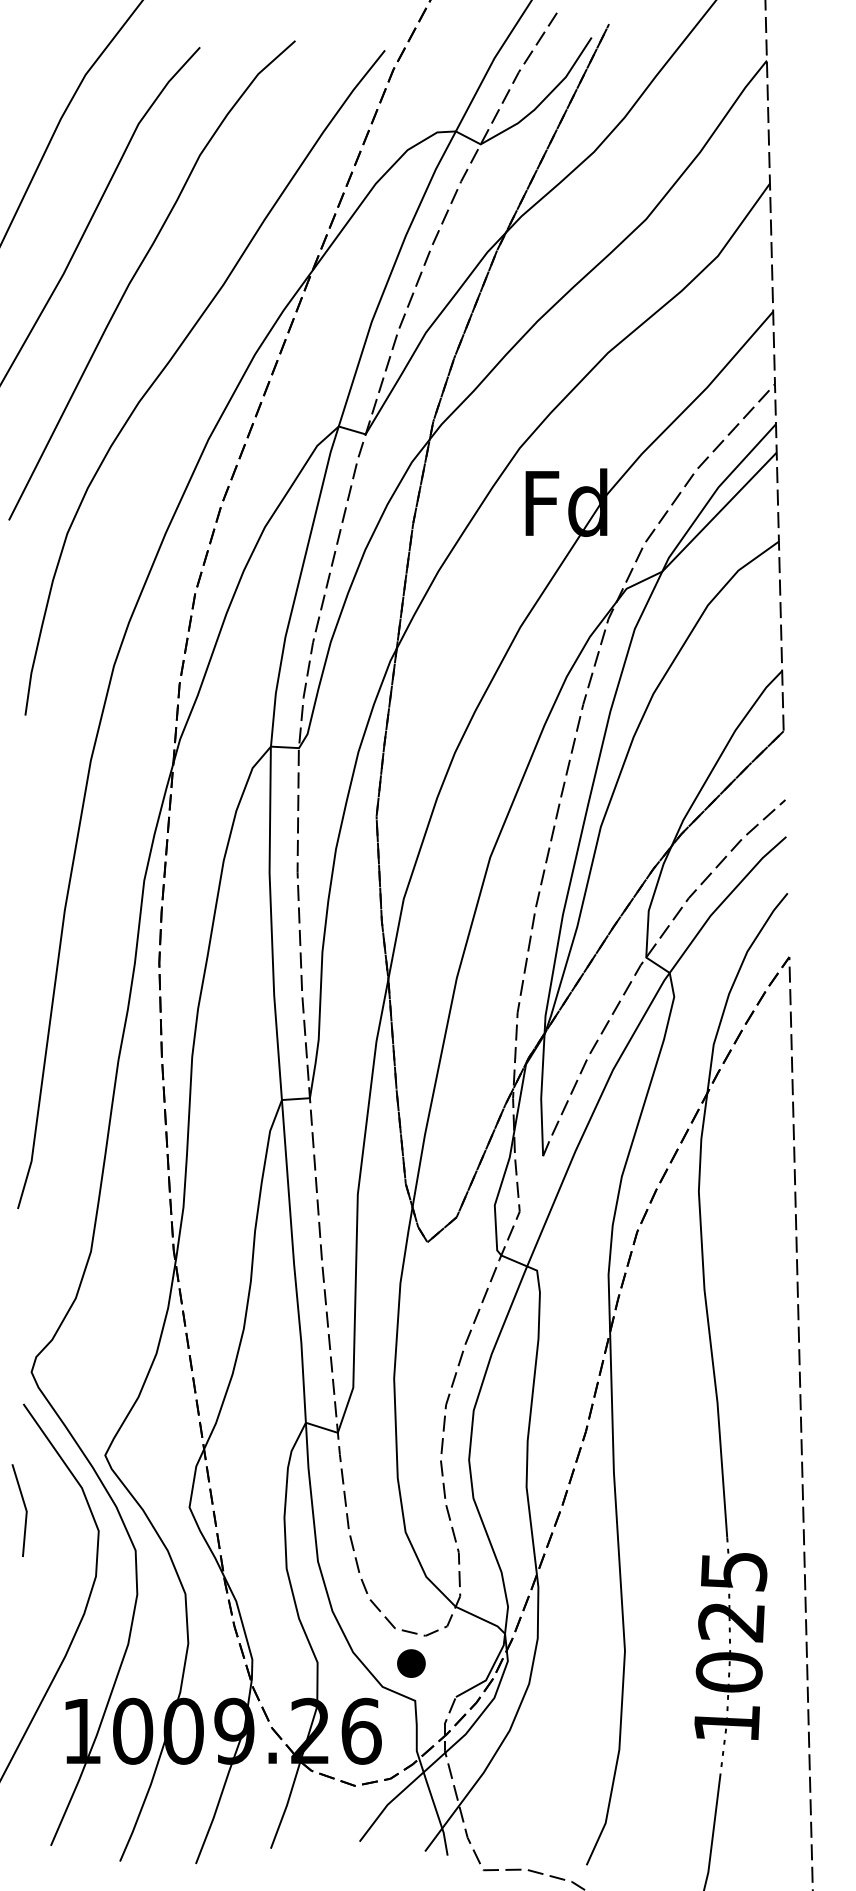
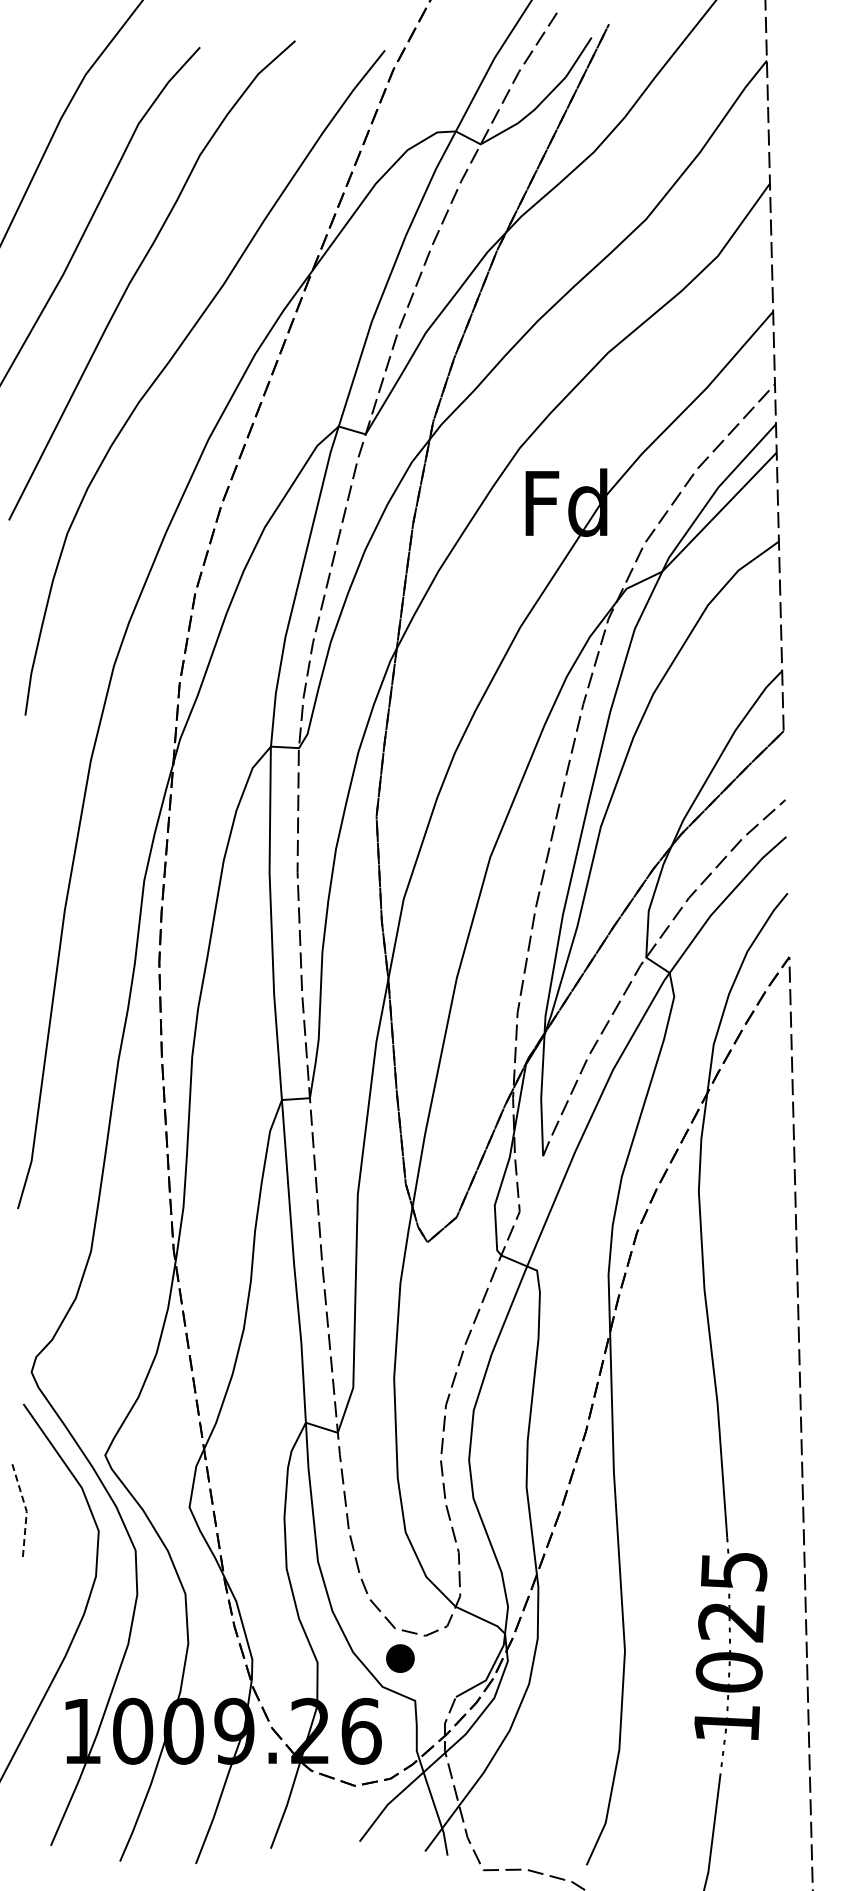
line: solid -> dashed (26, 1510)
part position: (411, 1663) -> (400, 1658) (400, 1658)
